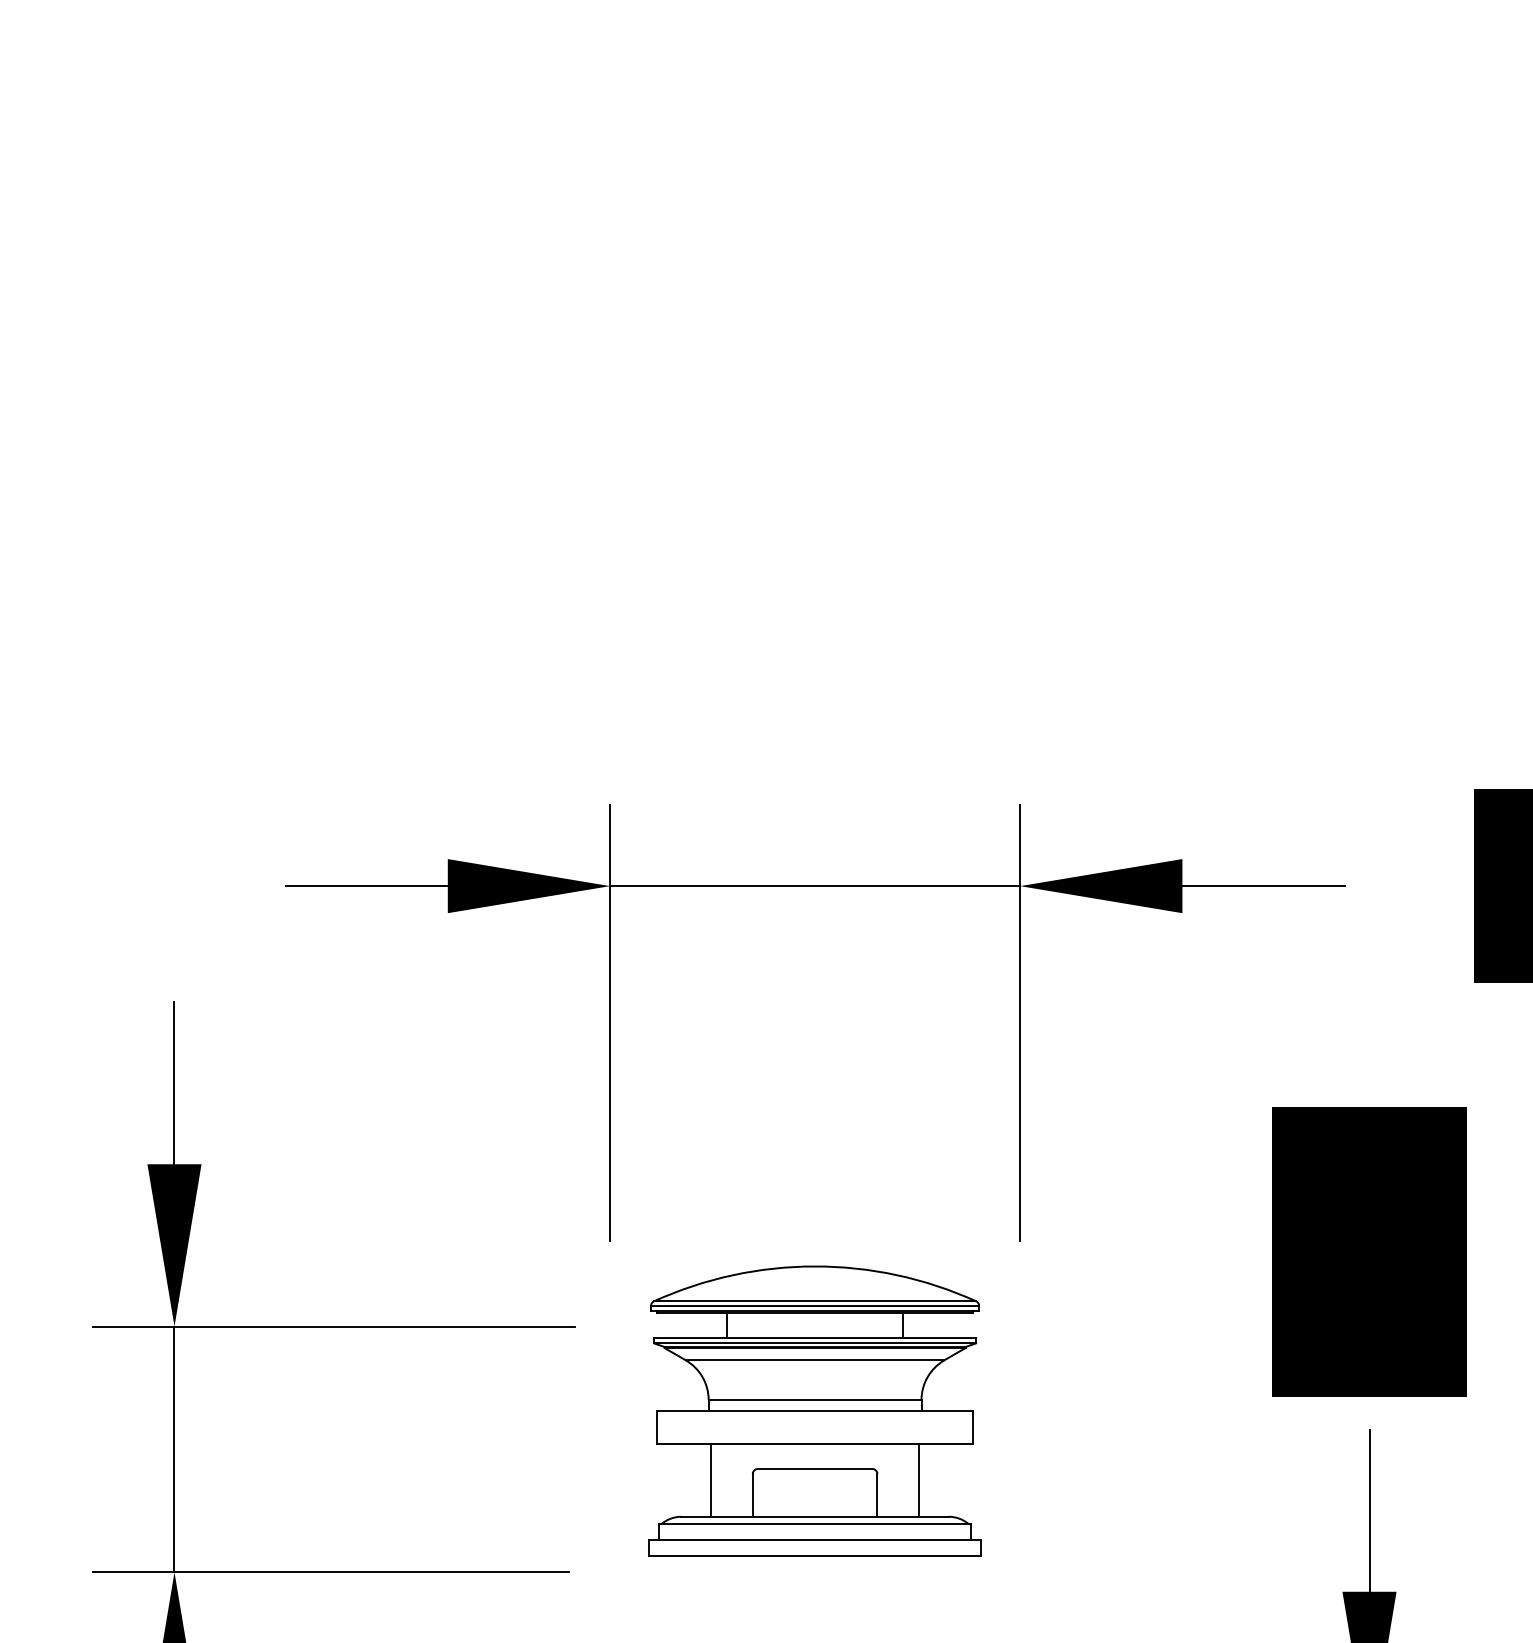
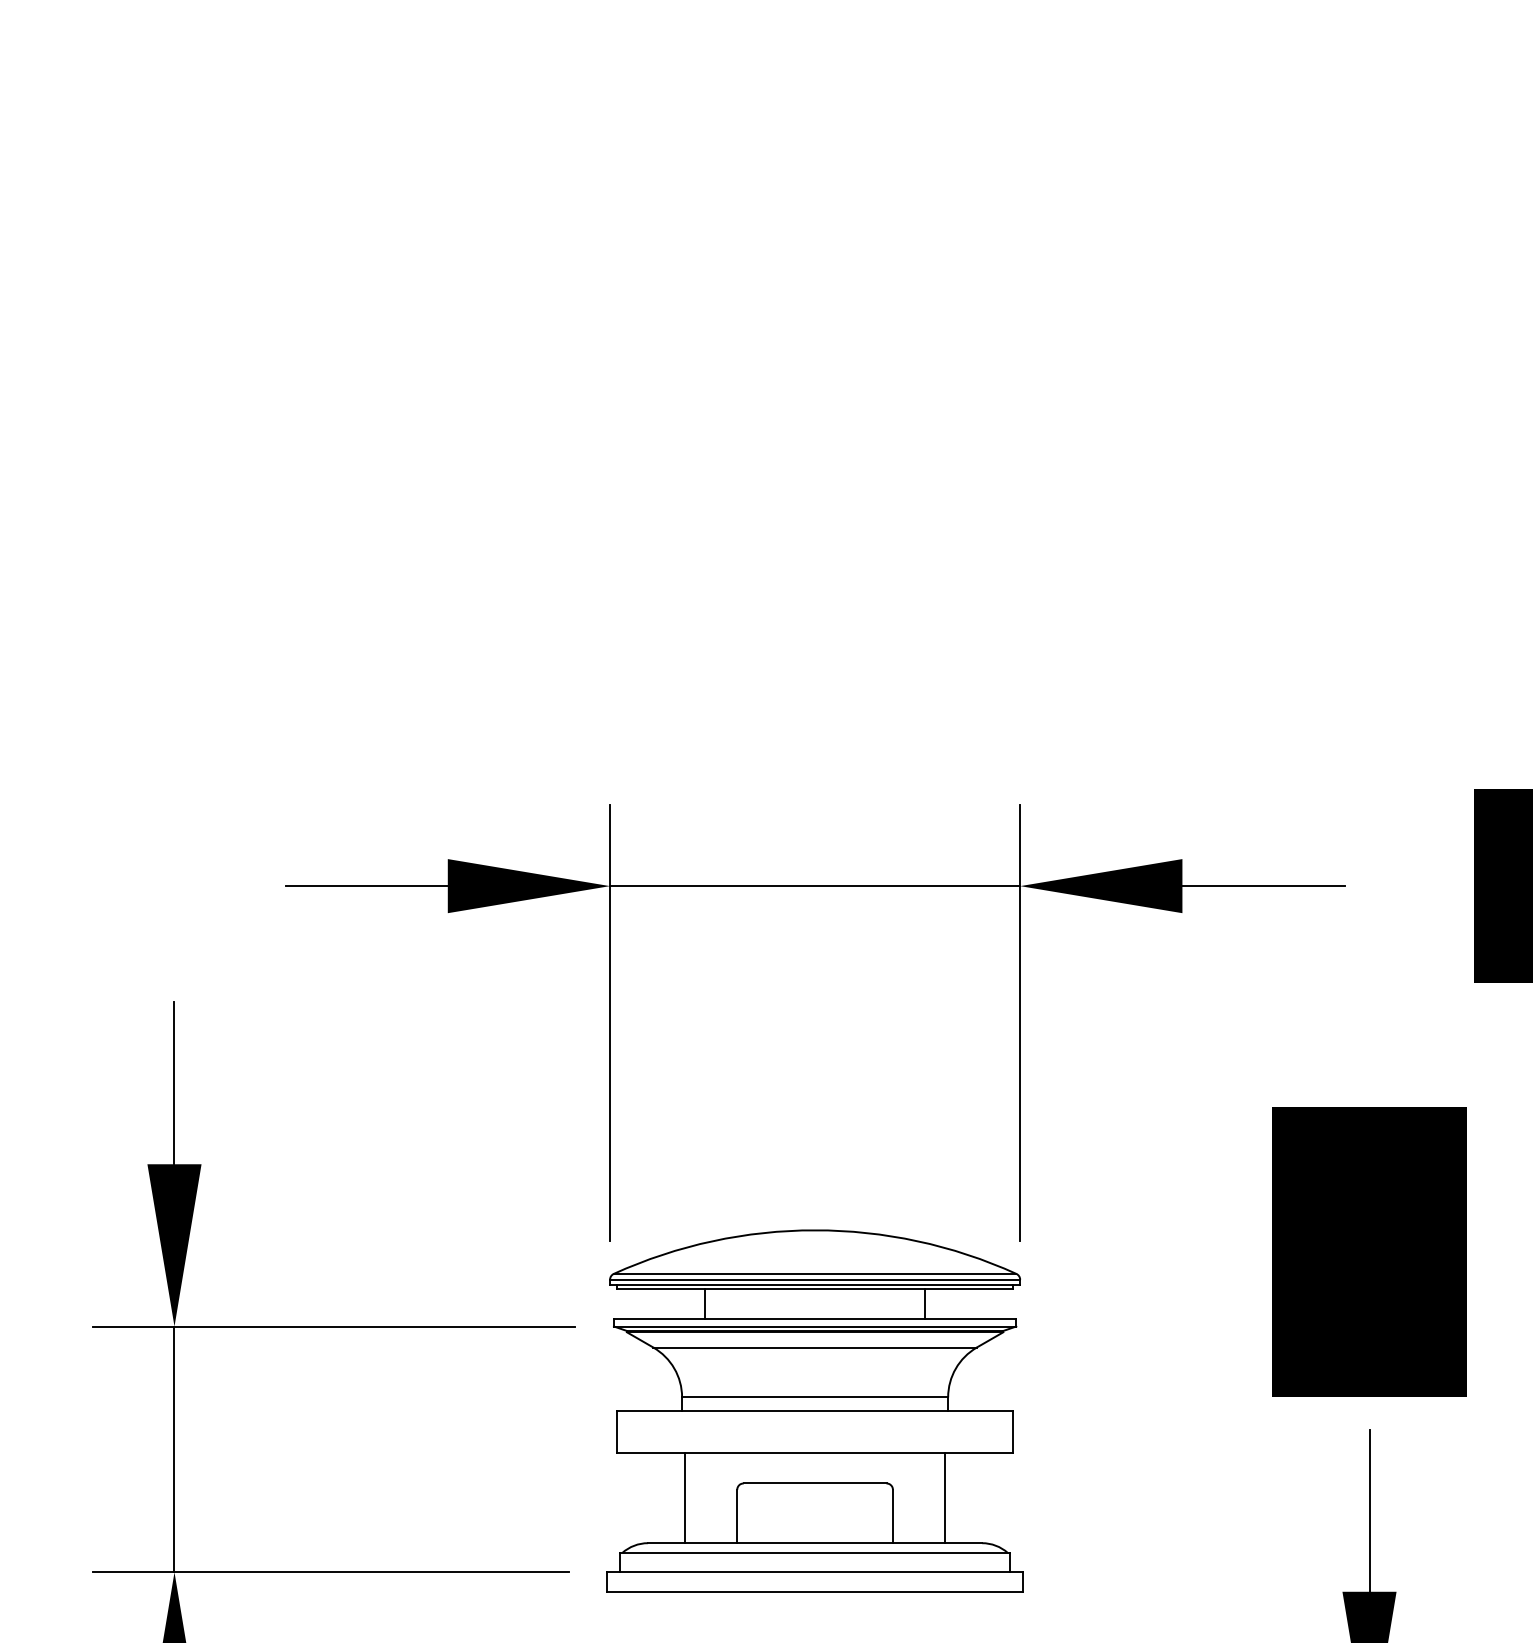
part size: 334x292 px -> 418x364 px (814, 1410)
